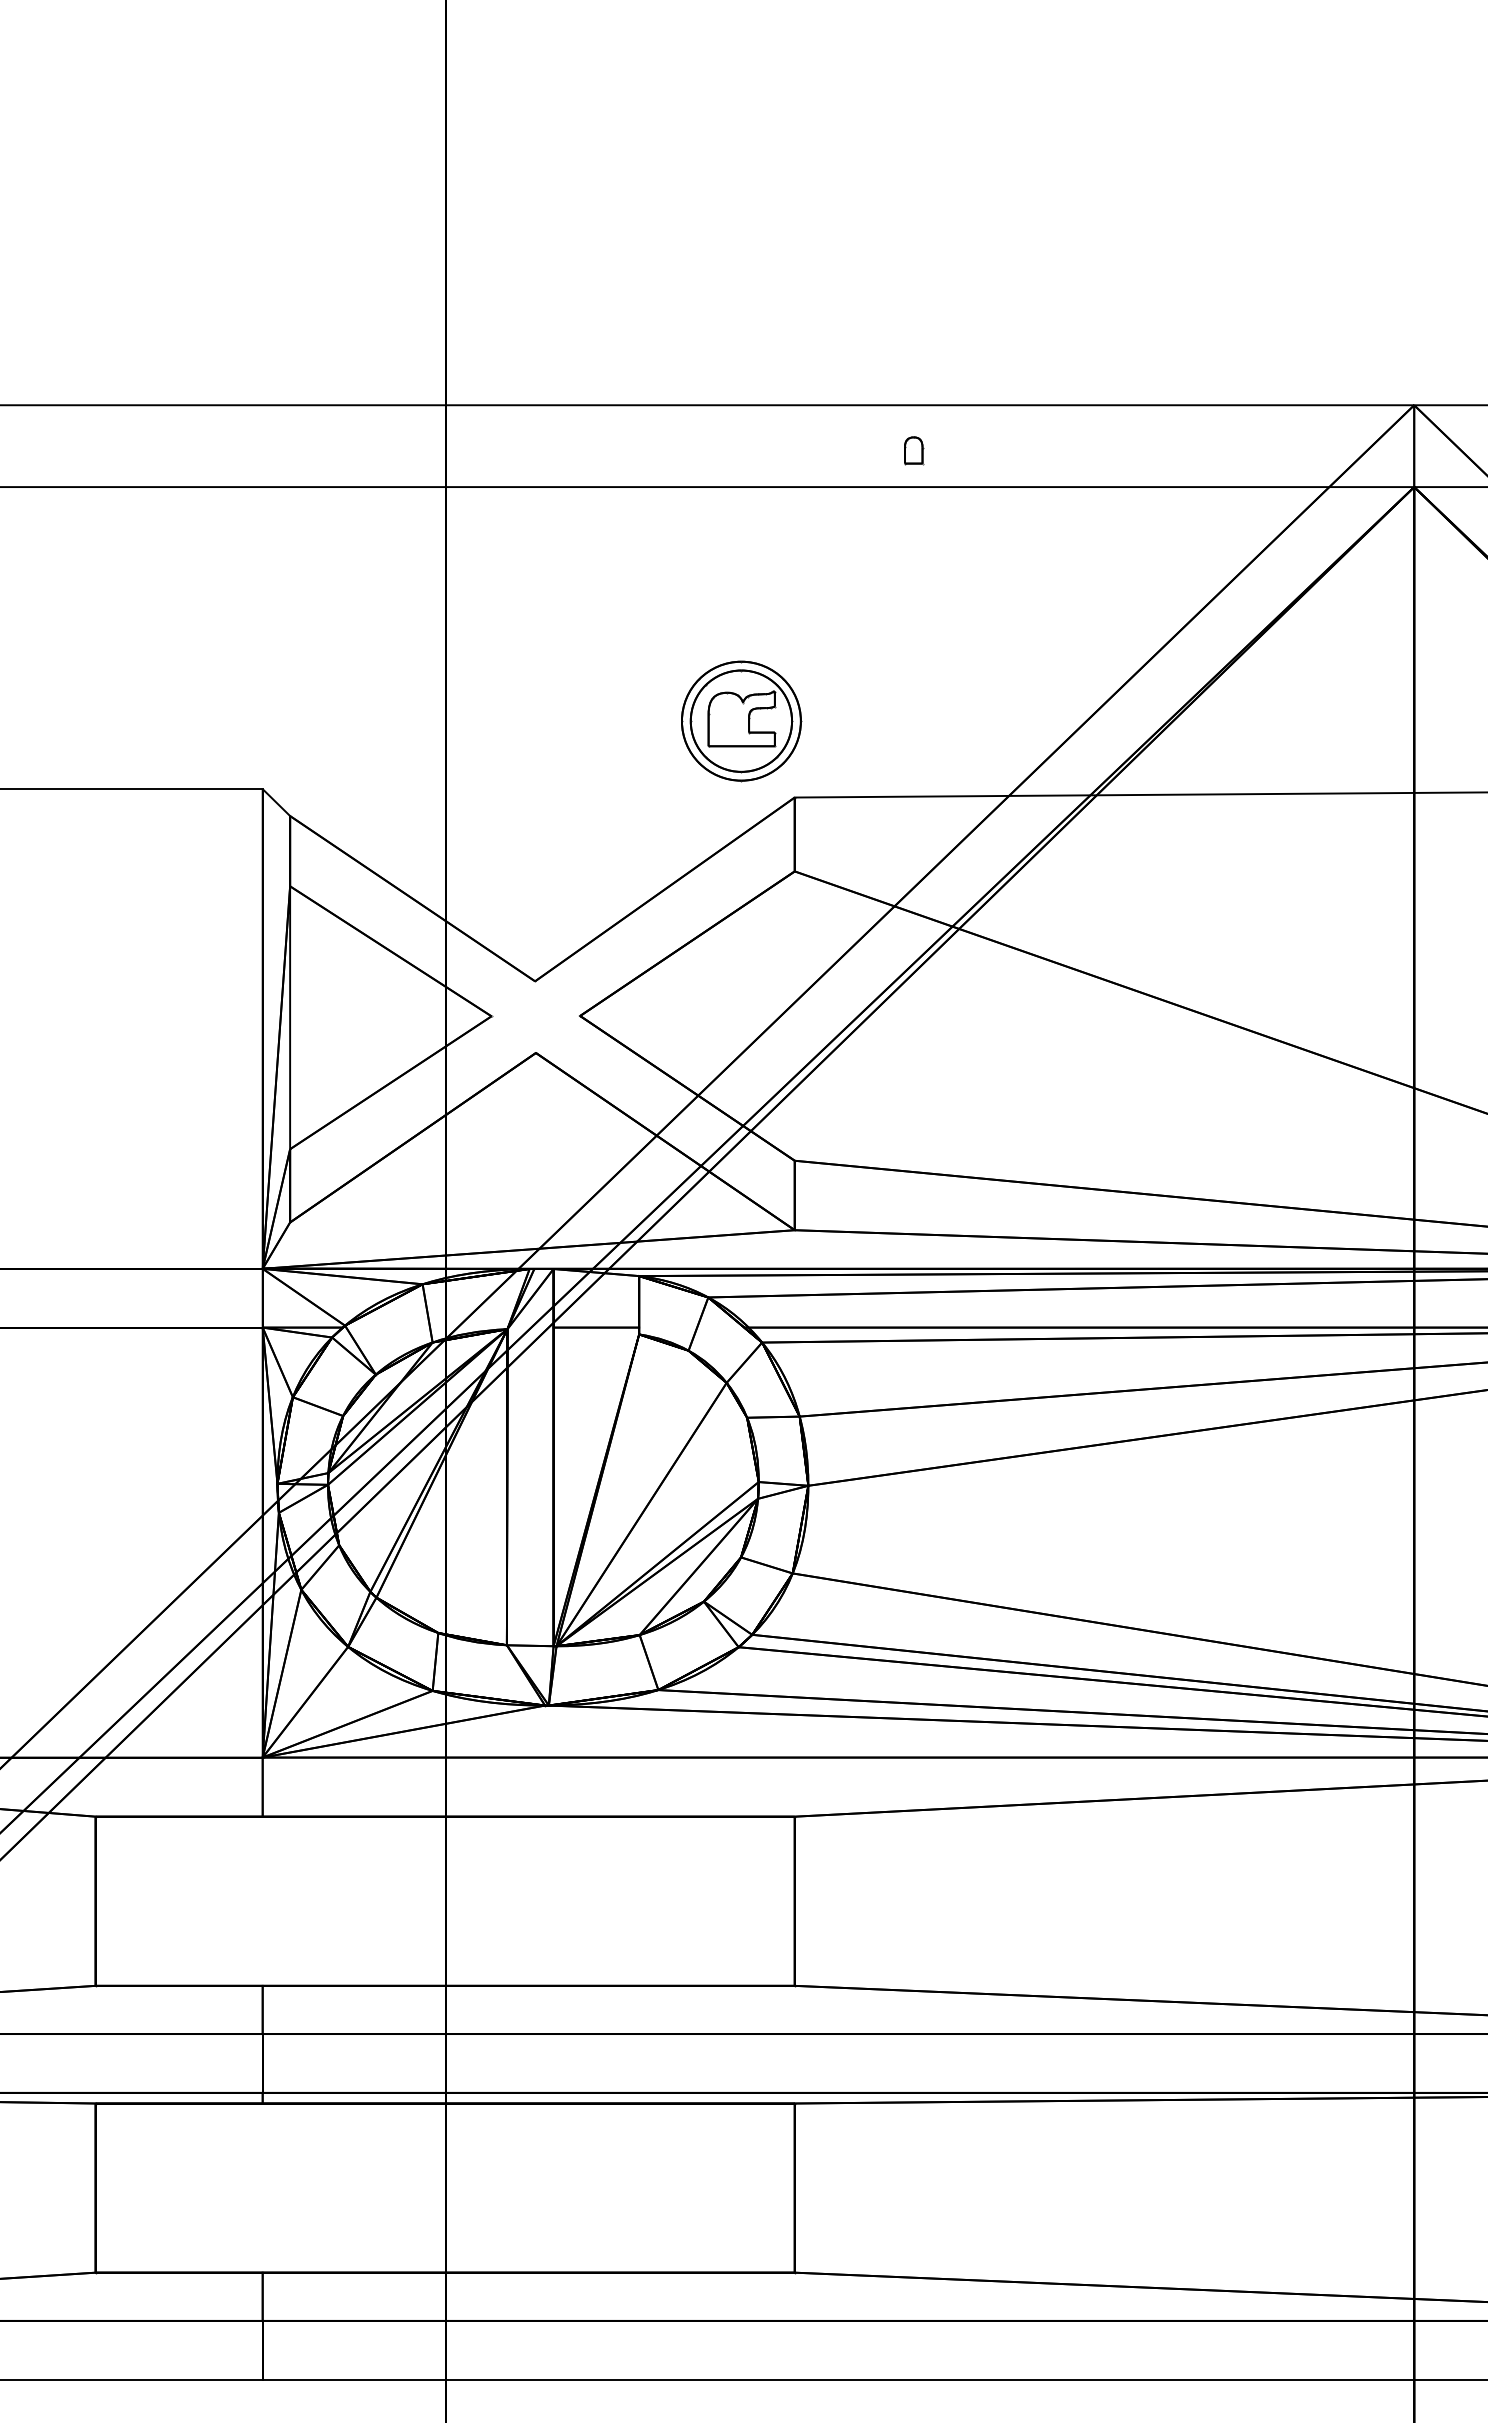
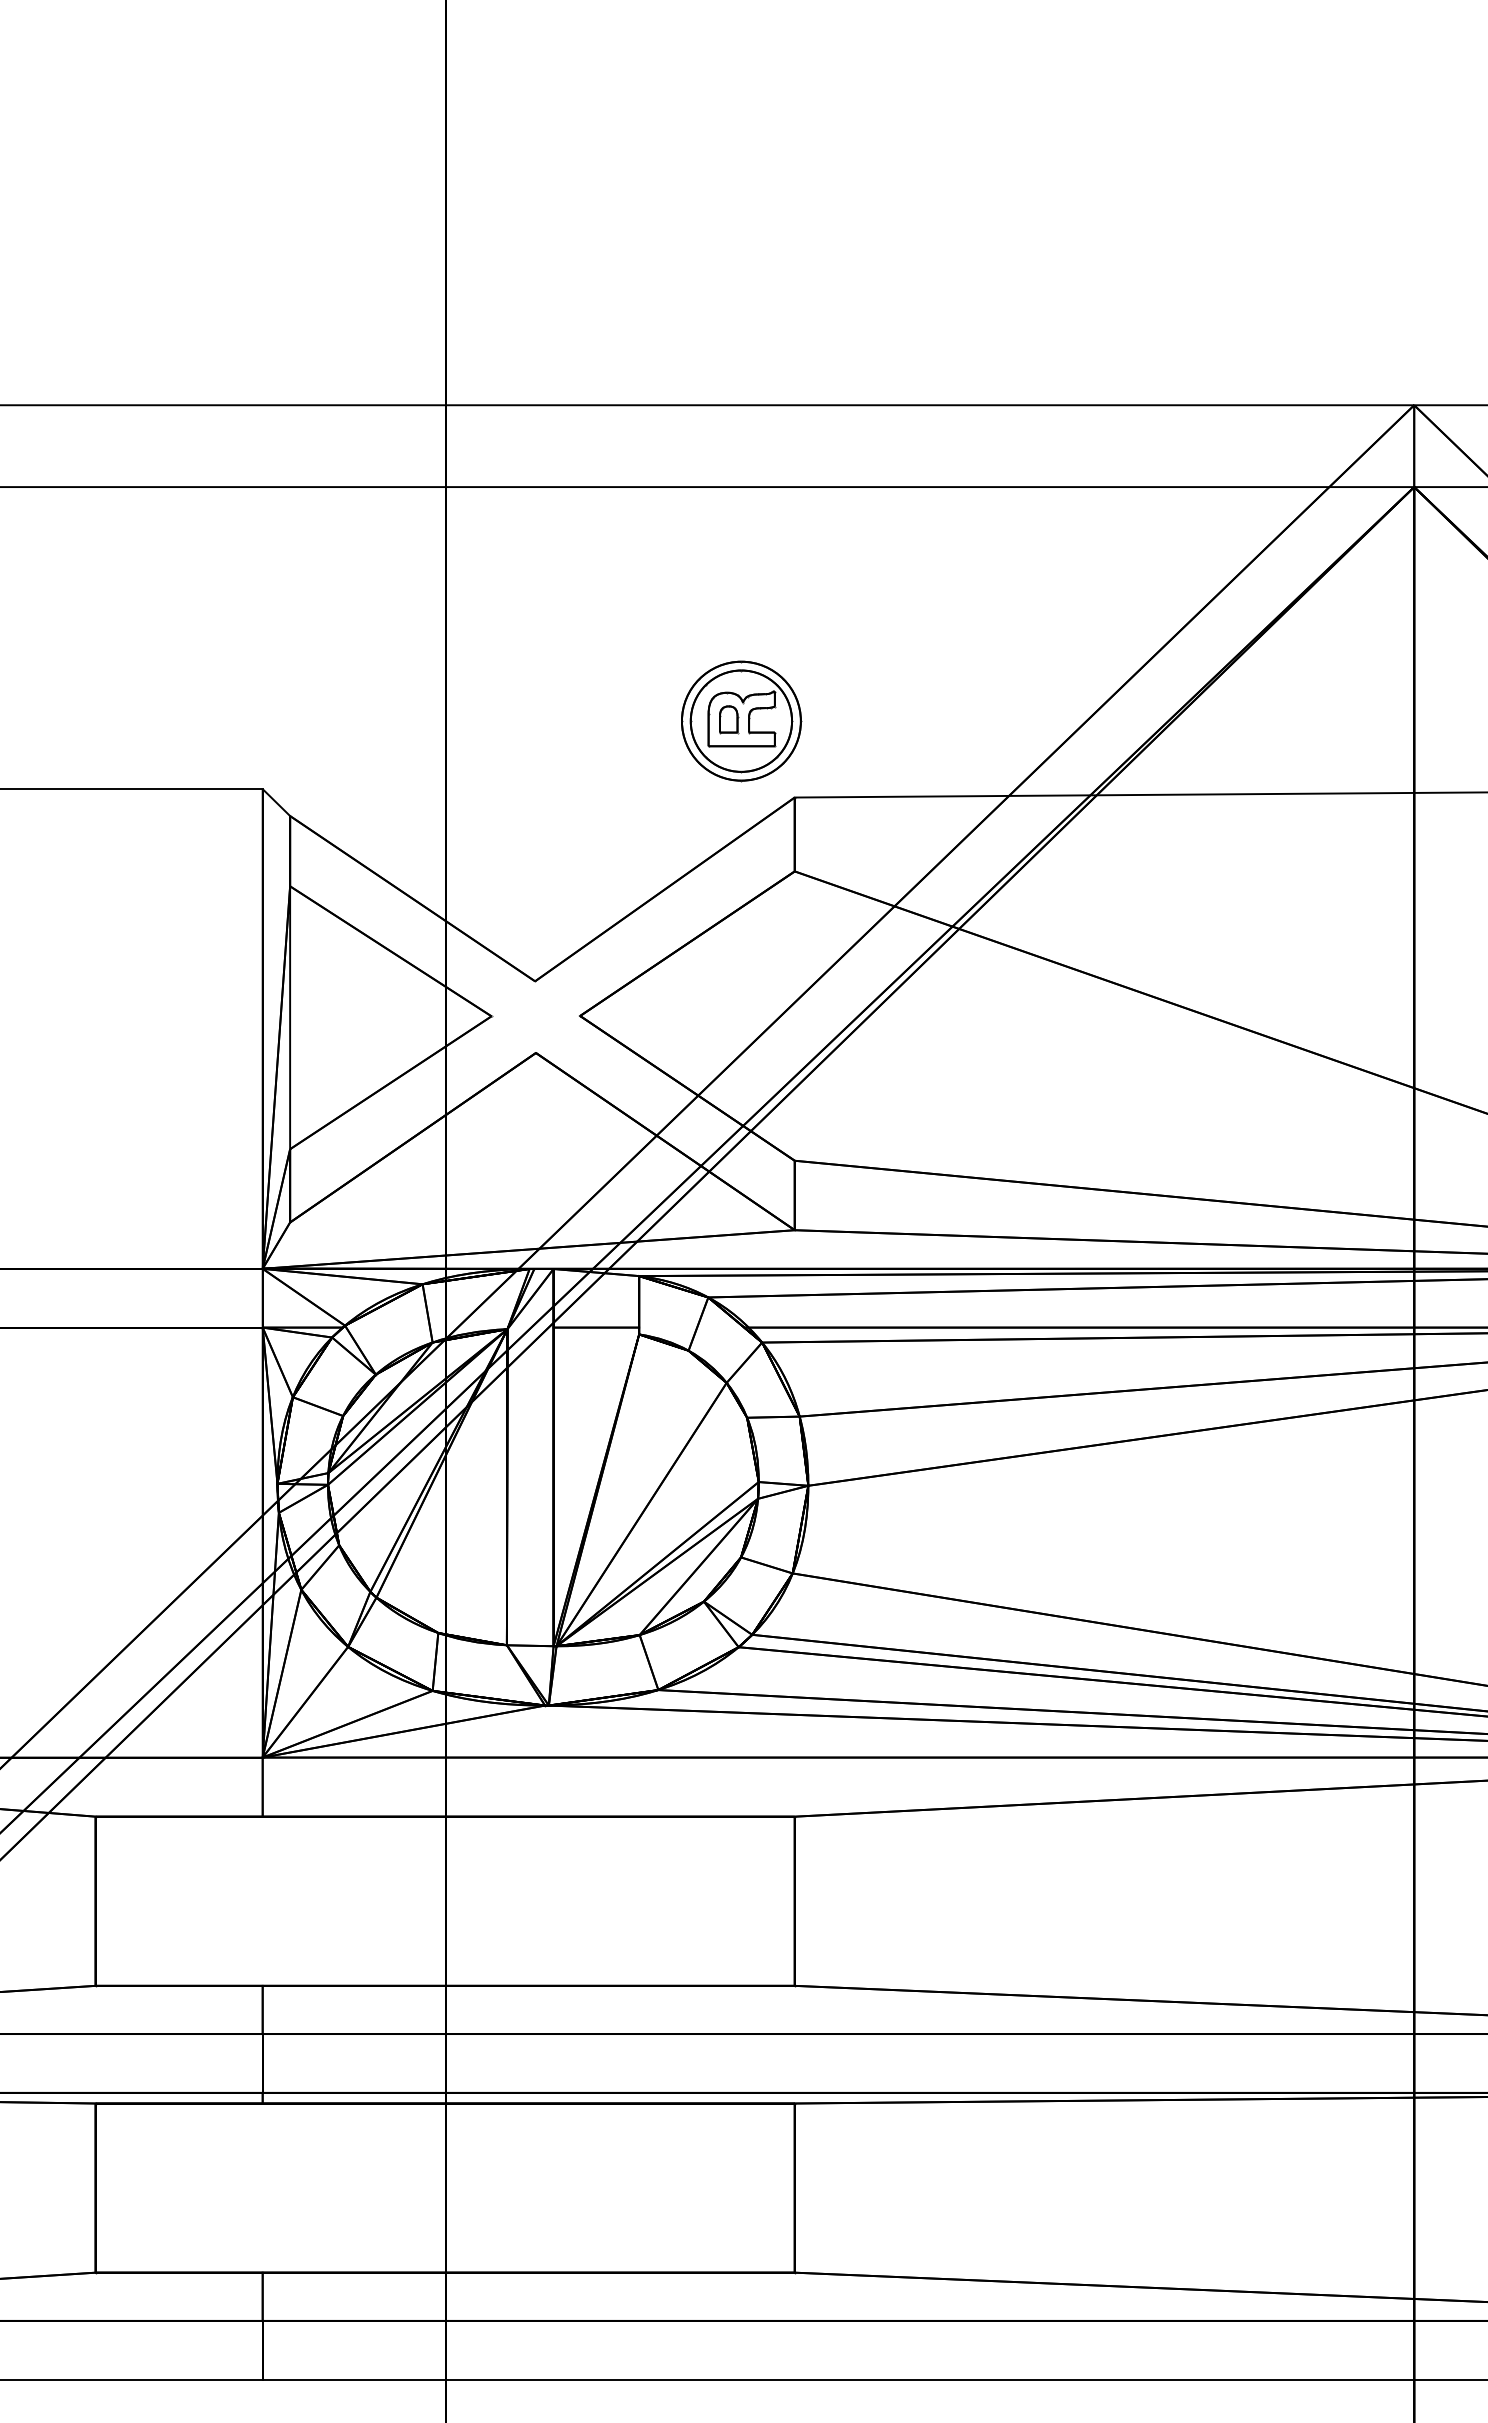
part position: (914, 450) -> (729, 719) (729, 719)
